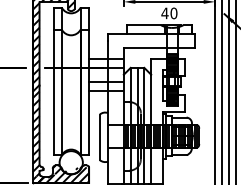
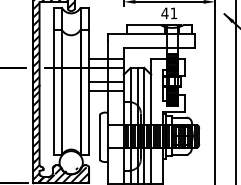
text: 40 -> 41 (173, 13)
line: present -> none (221, 91)
line: present -> none (228, 91)
